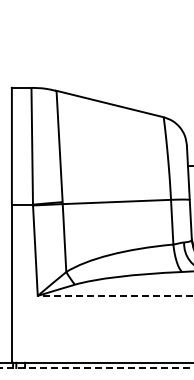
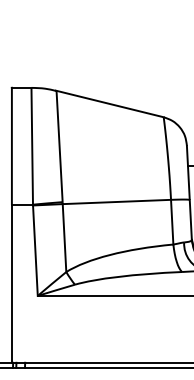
line: dashed -> solid (115, 295)
line: dashed -> solid (97, 368)
